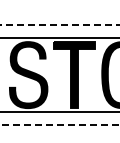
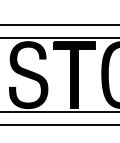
line: dashed -> solid (60, 25)
line: dashed -> solid (60, 124)
